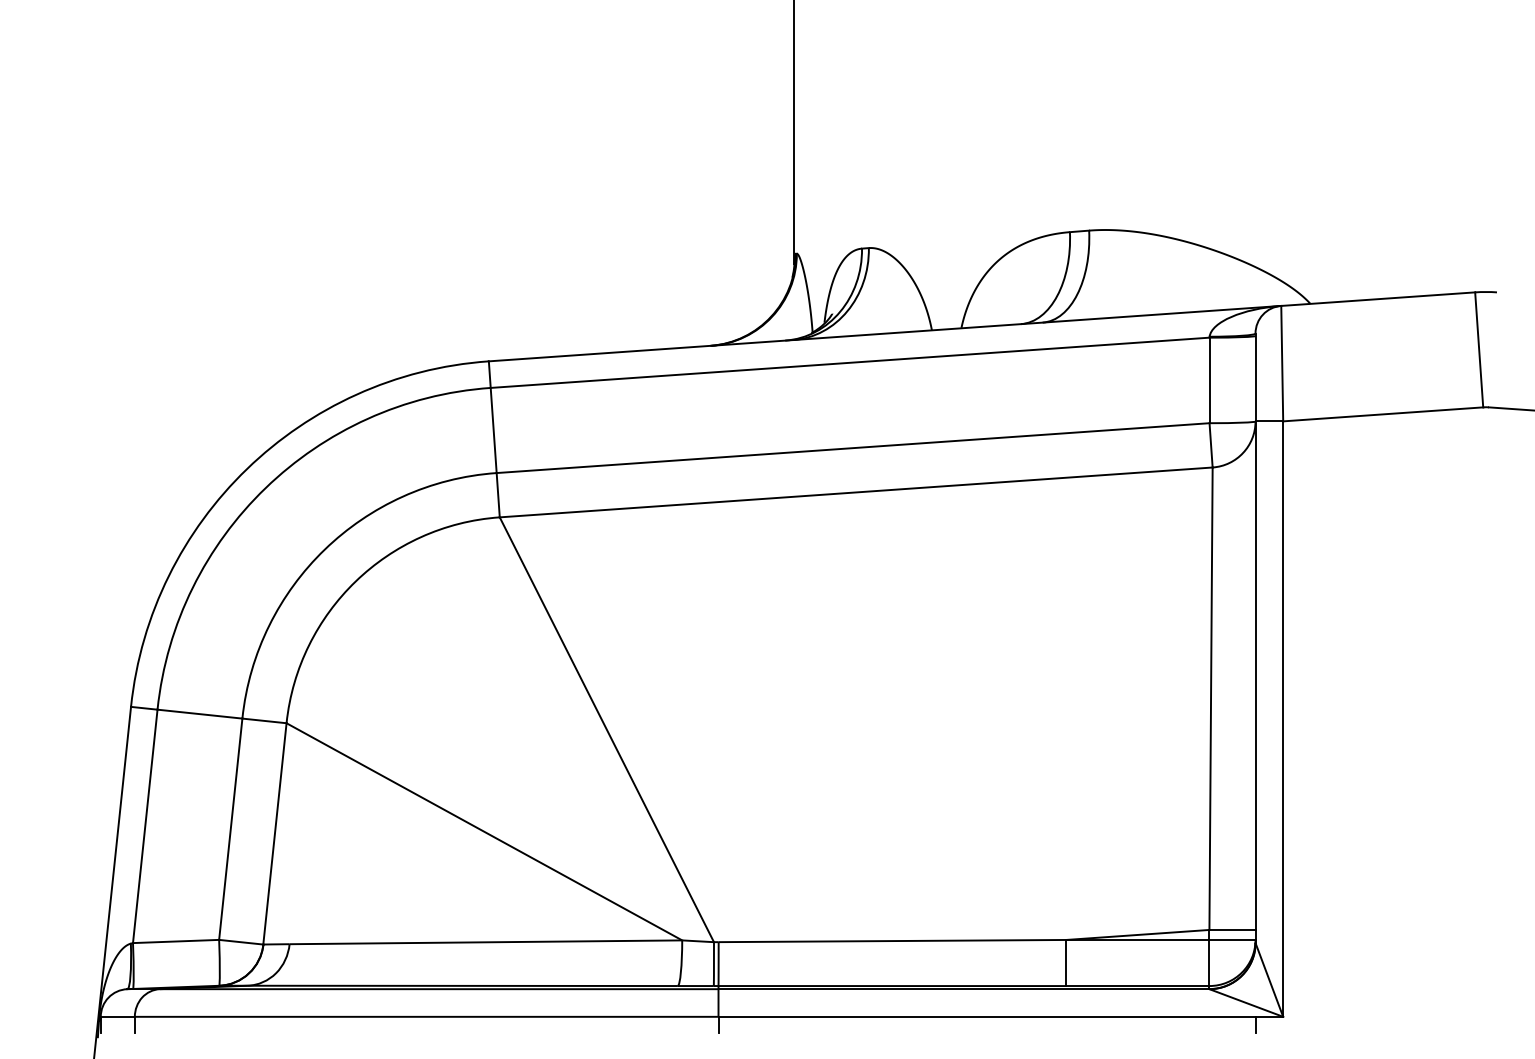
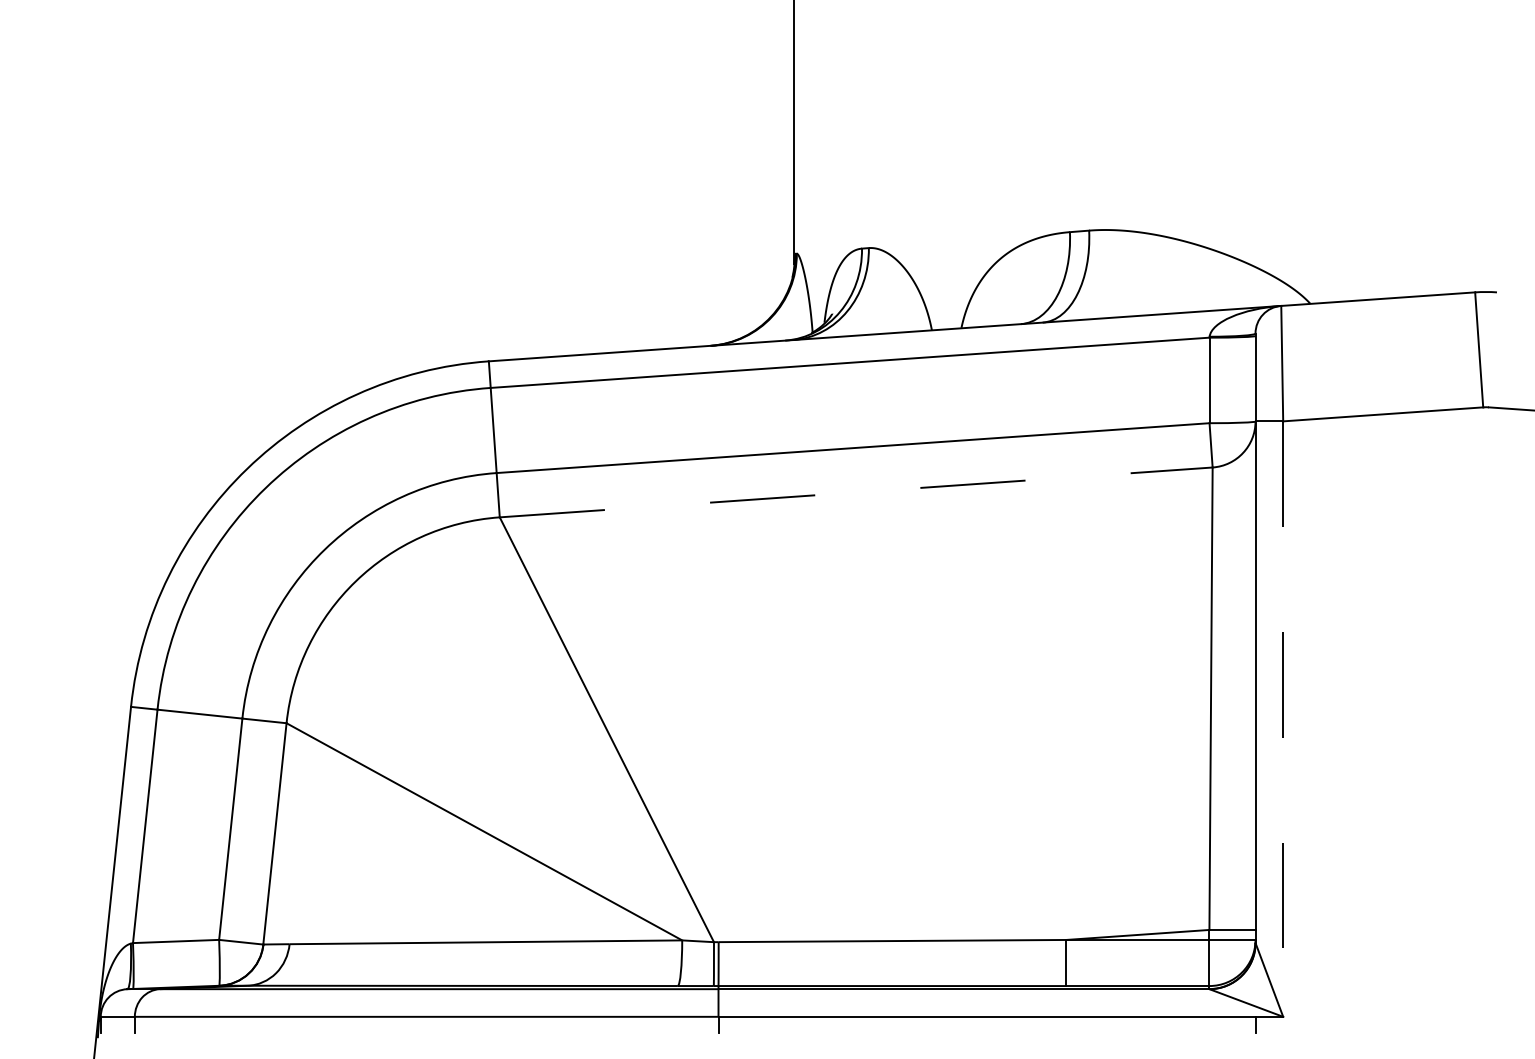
line: solid -> dashed (856, 492)
line: solid -> dashed (1283, 719)
